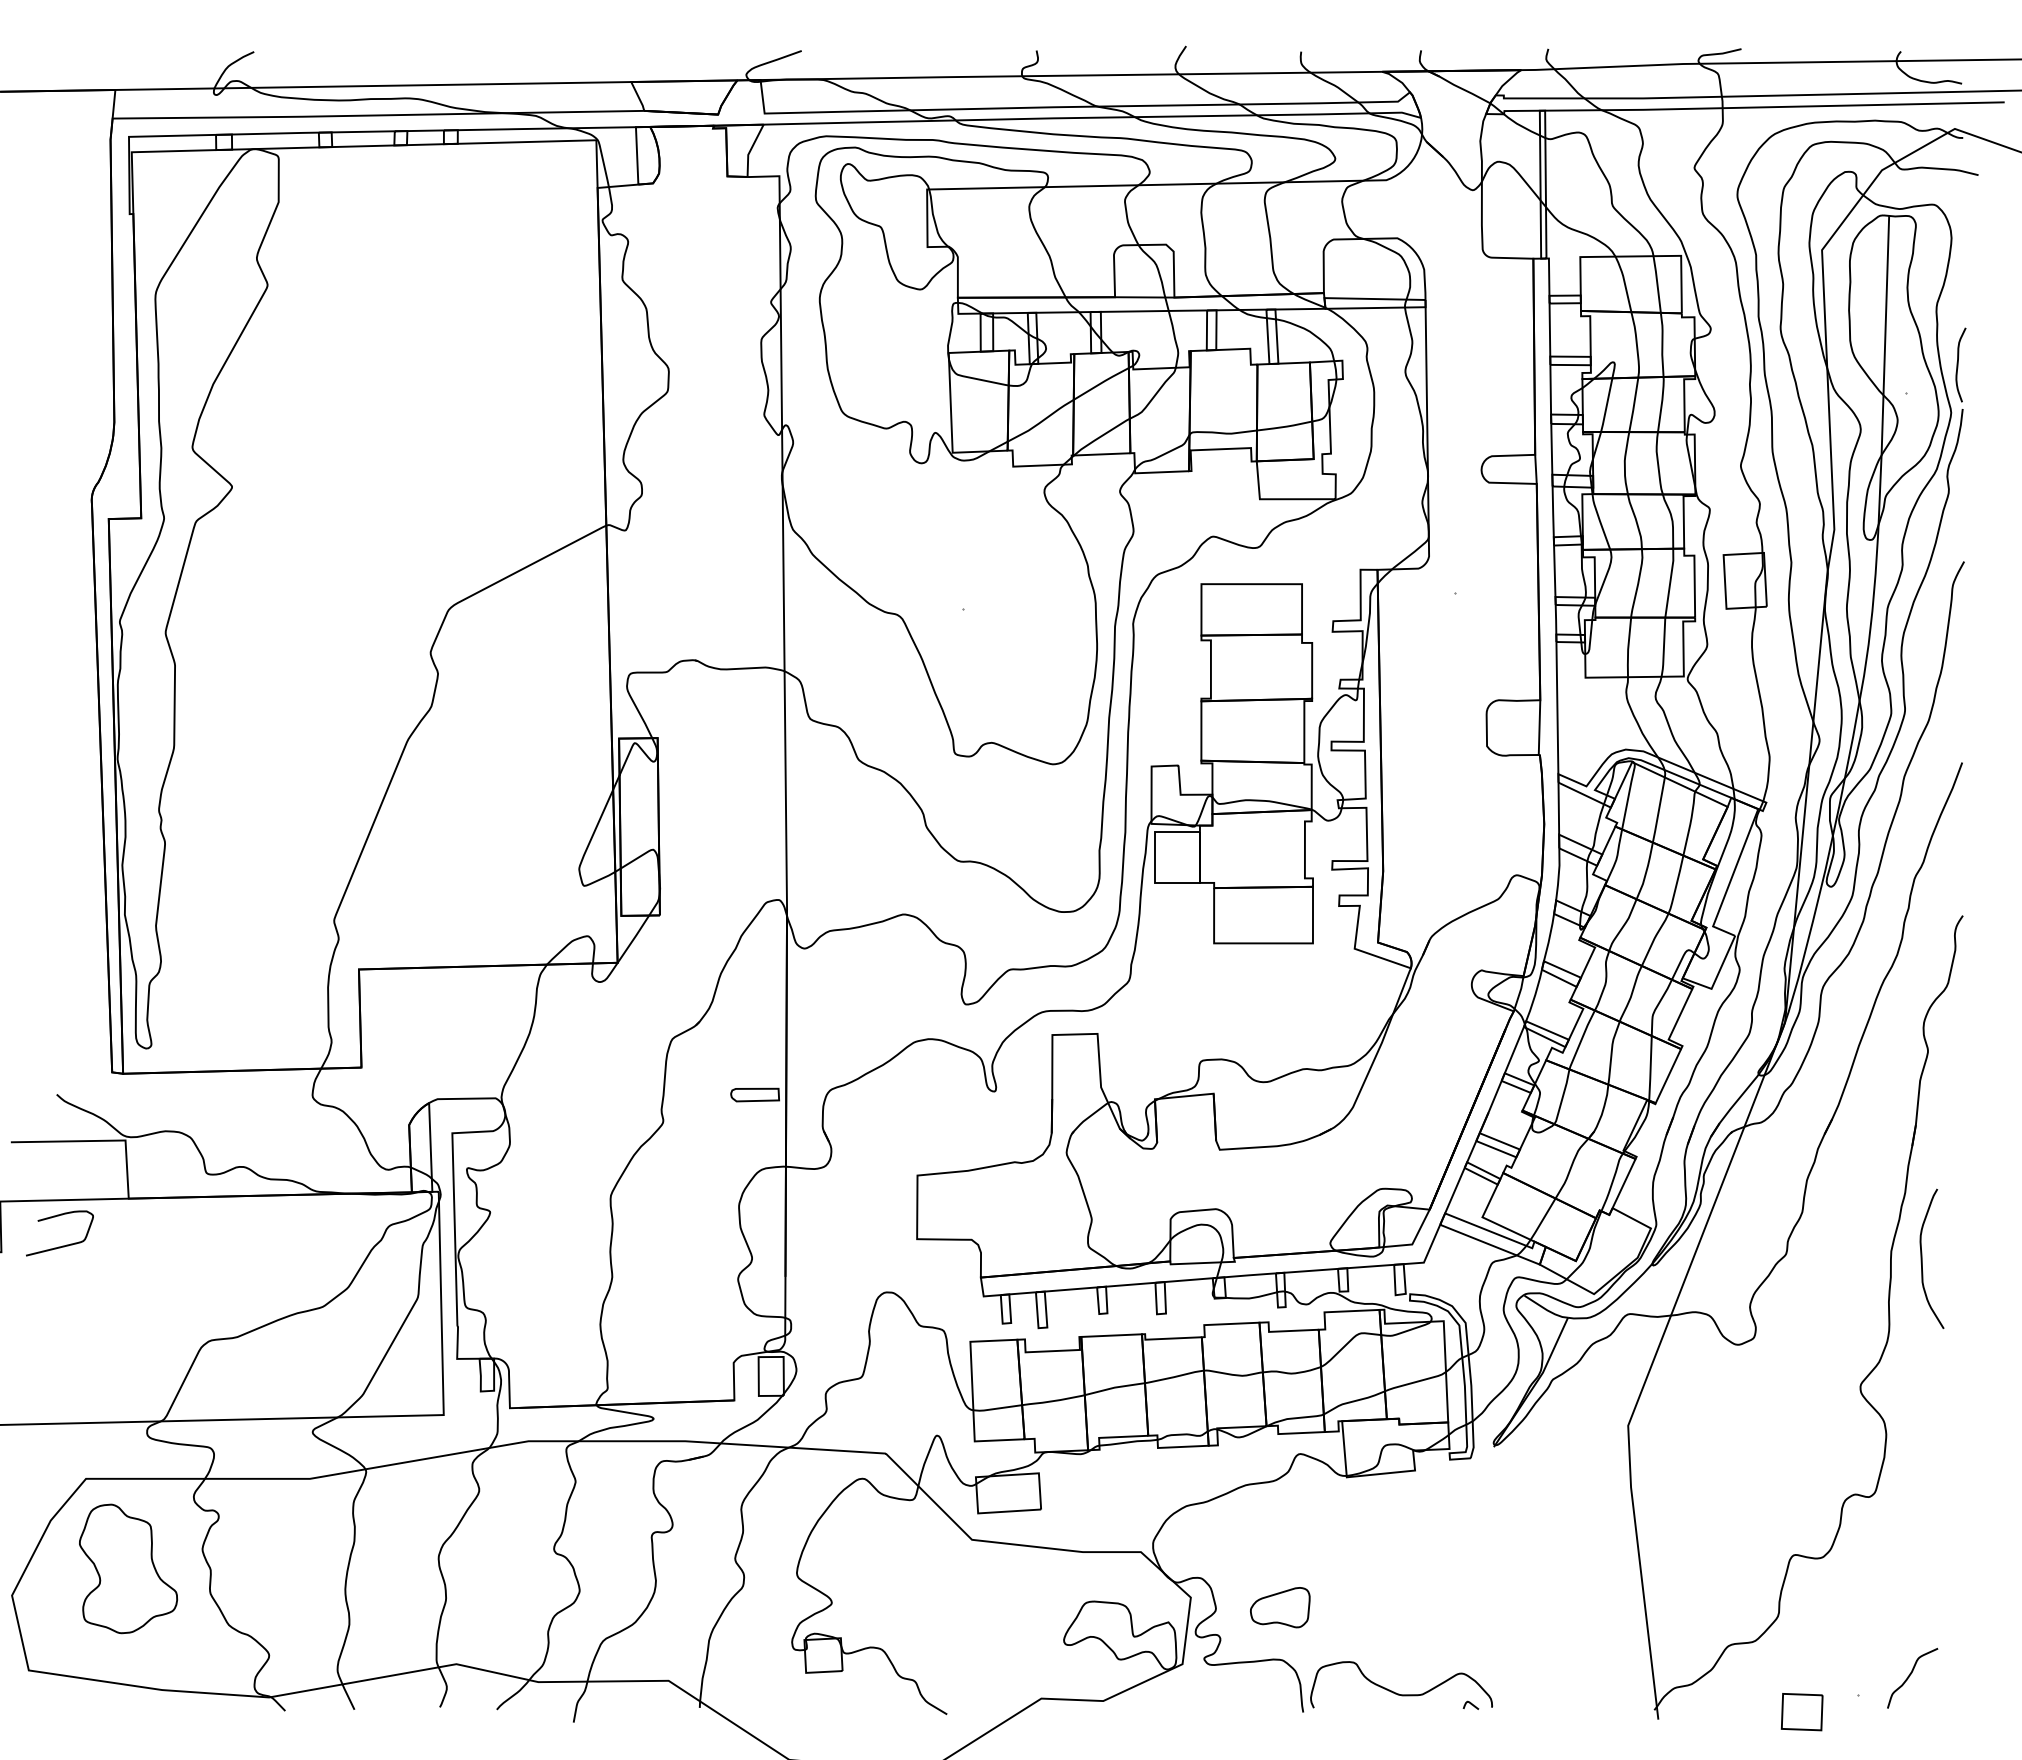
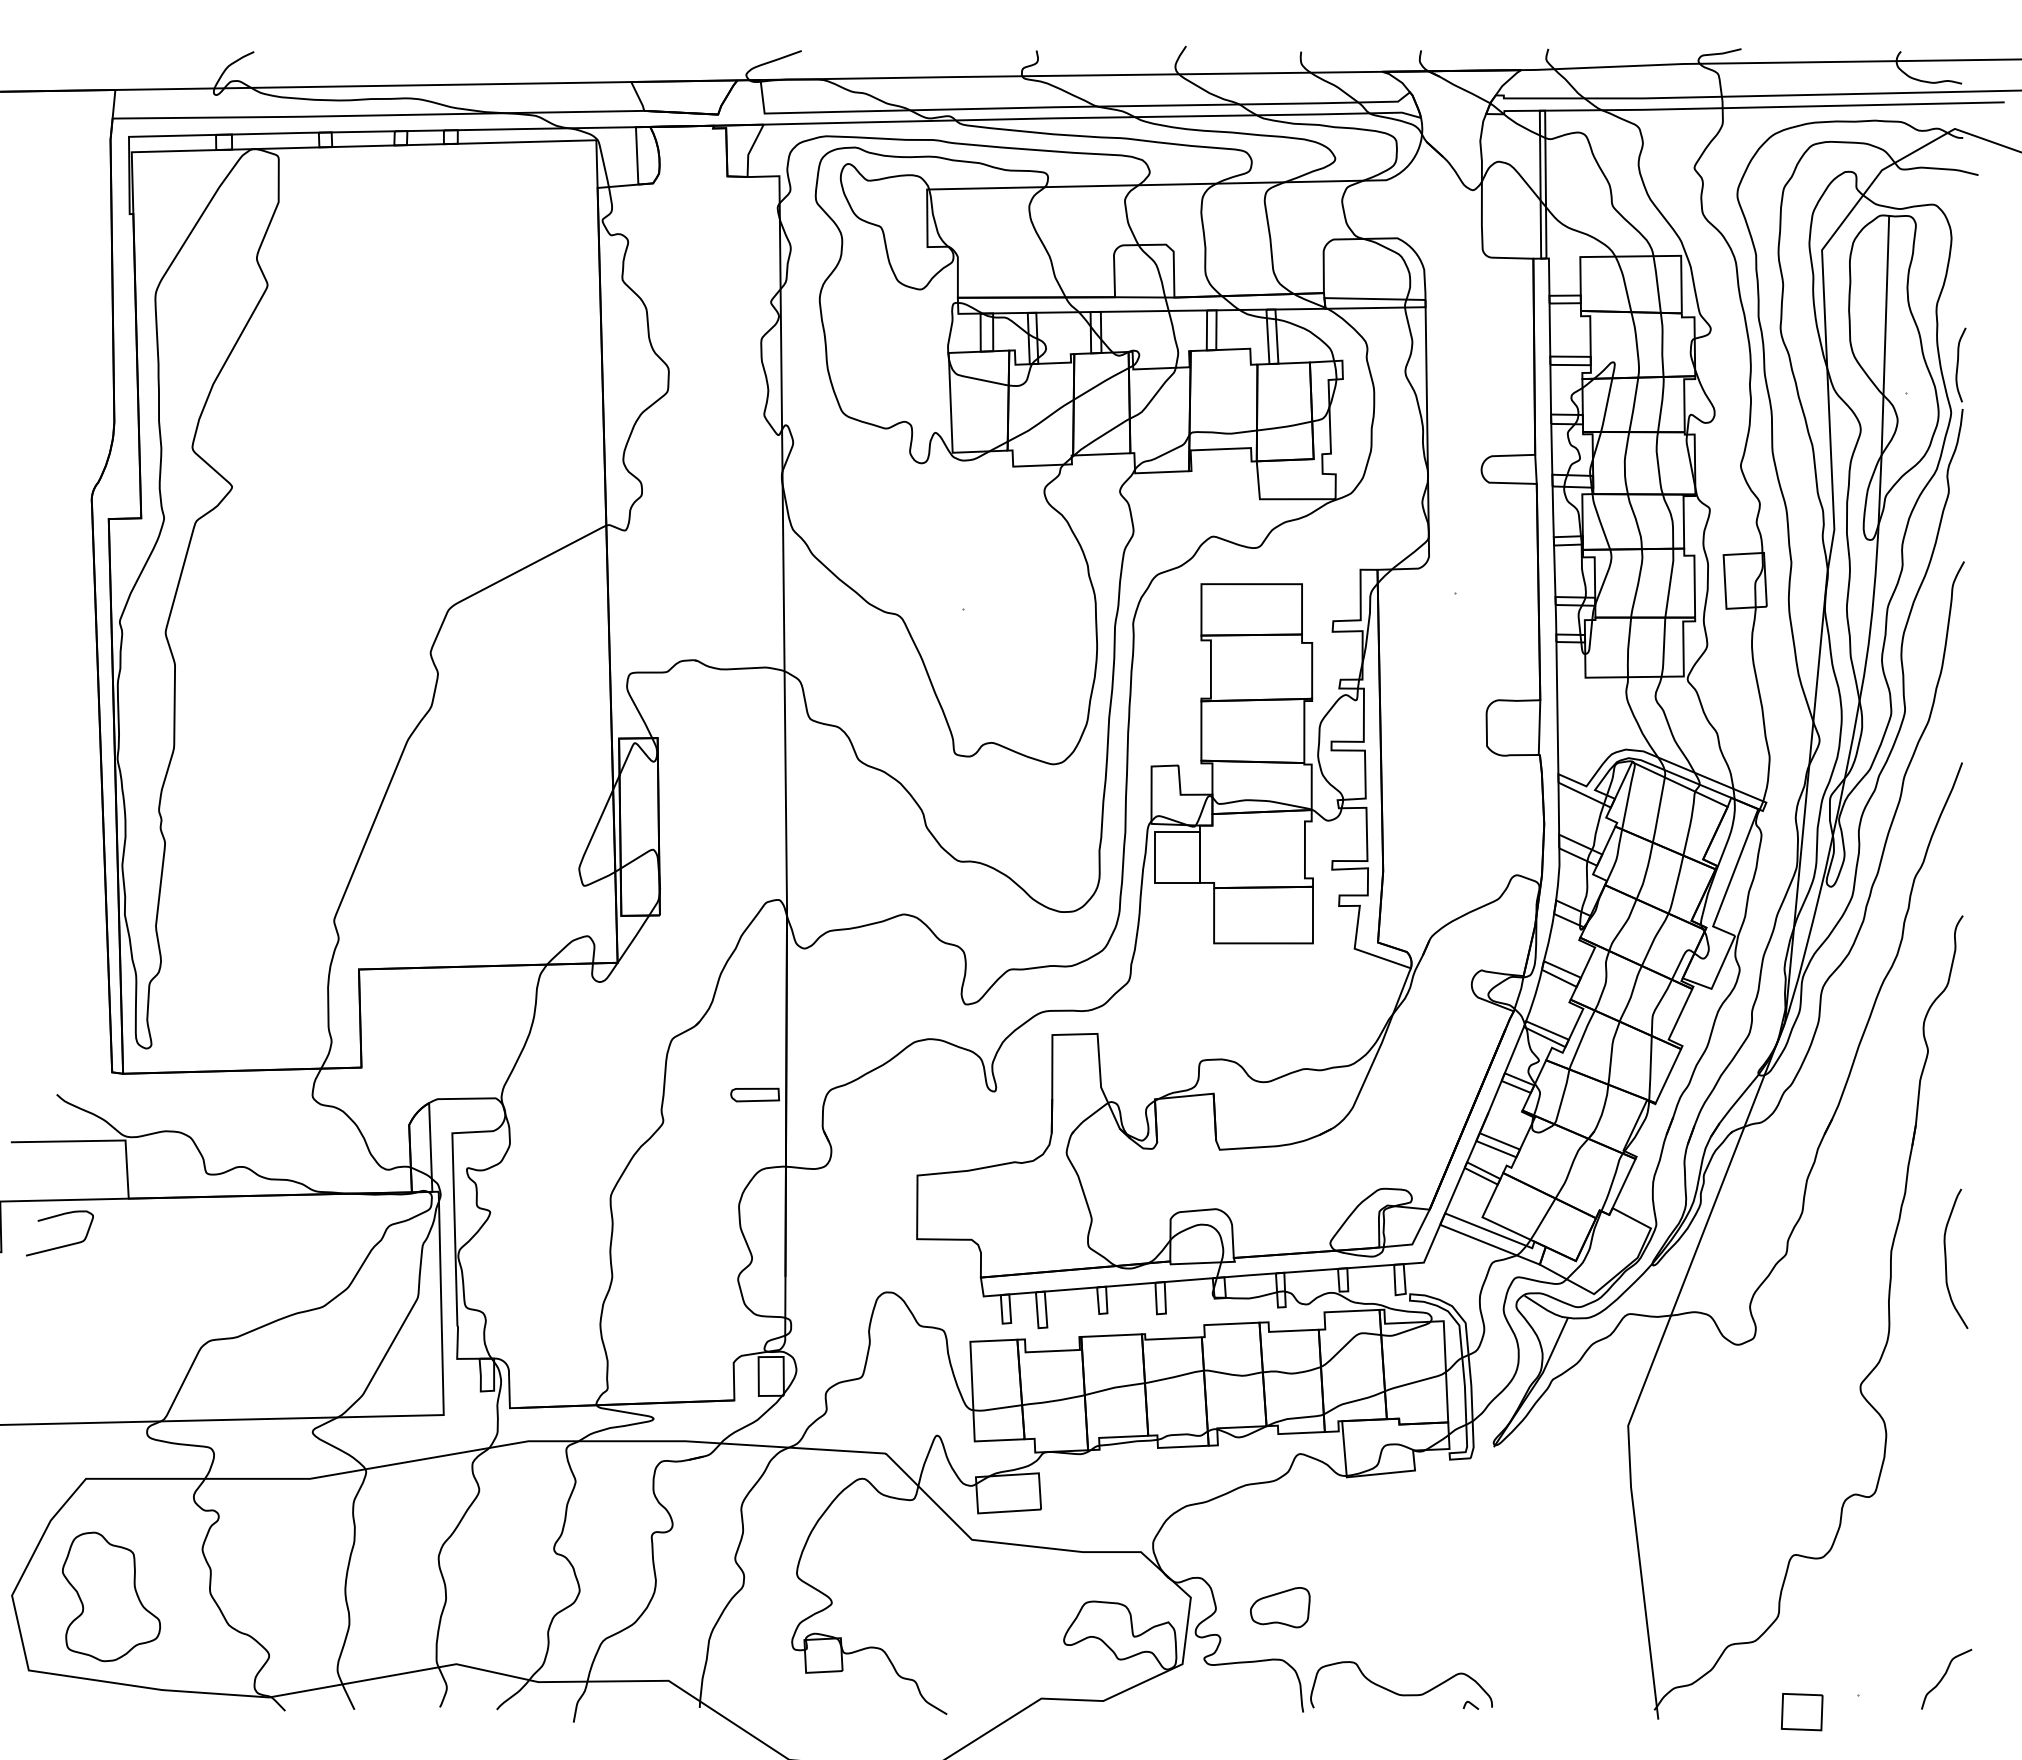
curve position: (1922, 1258) -> (1946, 1258) (1946, 1258)
part position: (128, 1568) -> (111, 1596) (111, 1596)
curve position: (1910, 1675) -> (1944, 1676) (1944, 1676)
